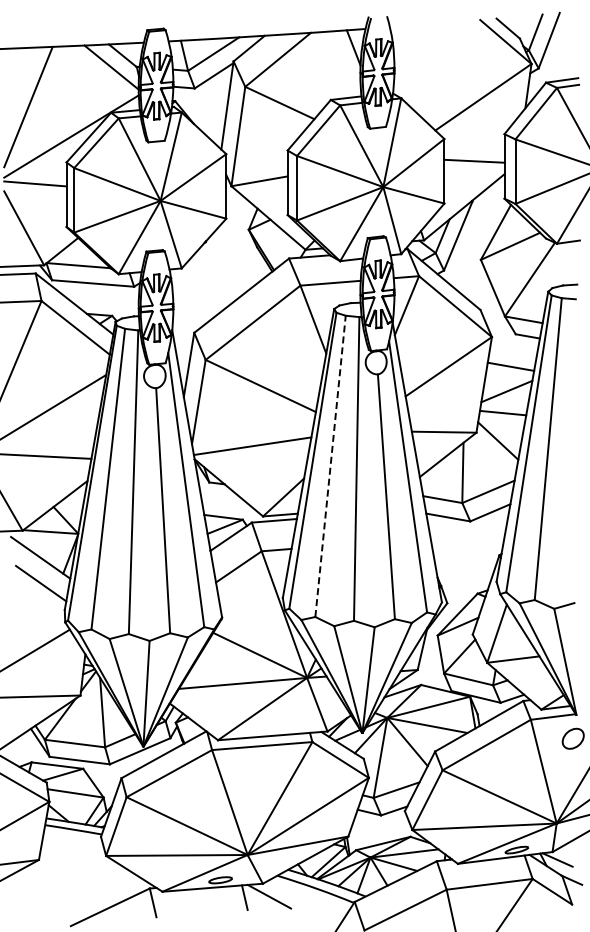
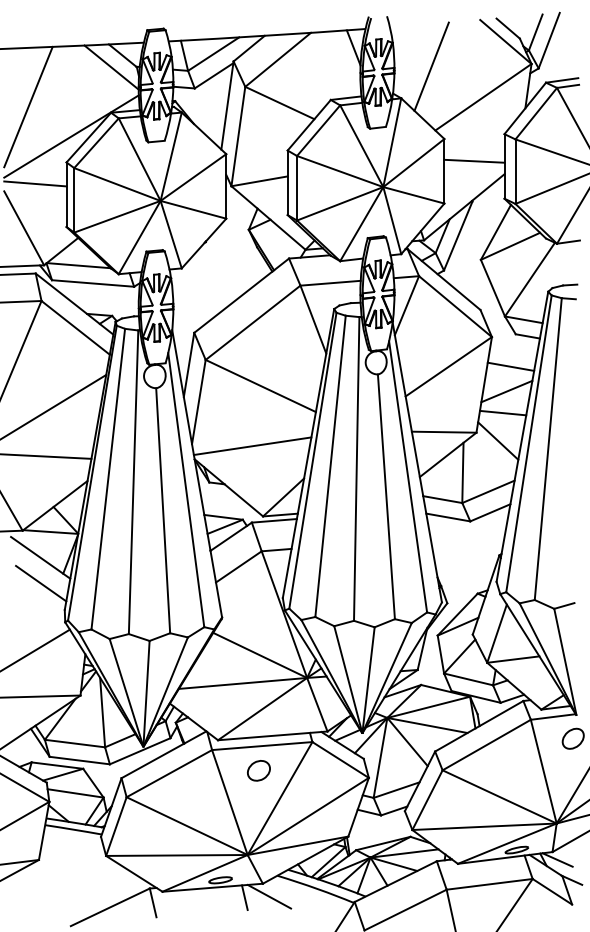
line: none -> present (431, 66)
line: dashed -> solid (330, 465)
part: none -> present (258, 770)
